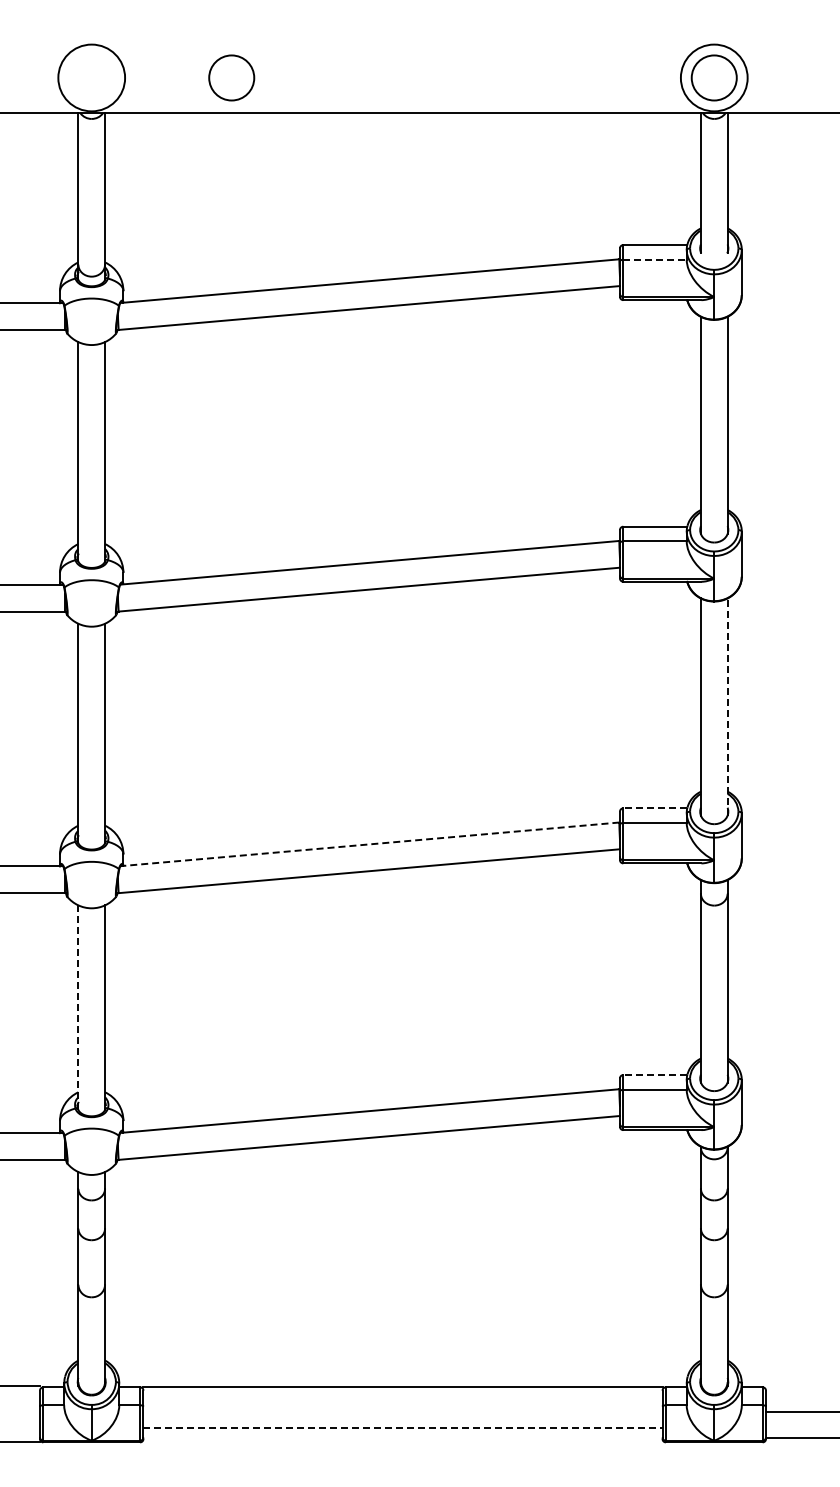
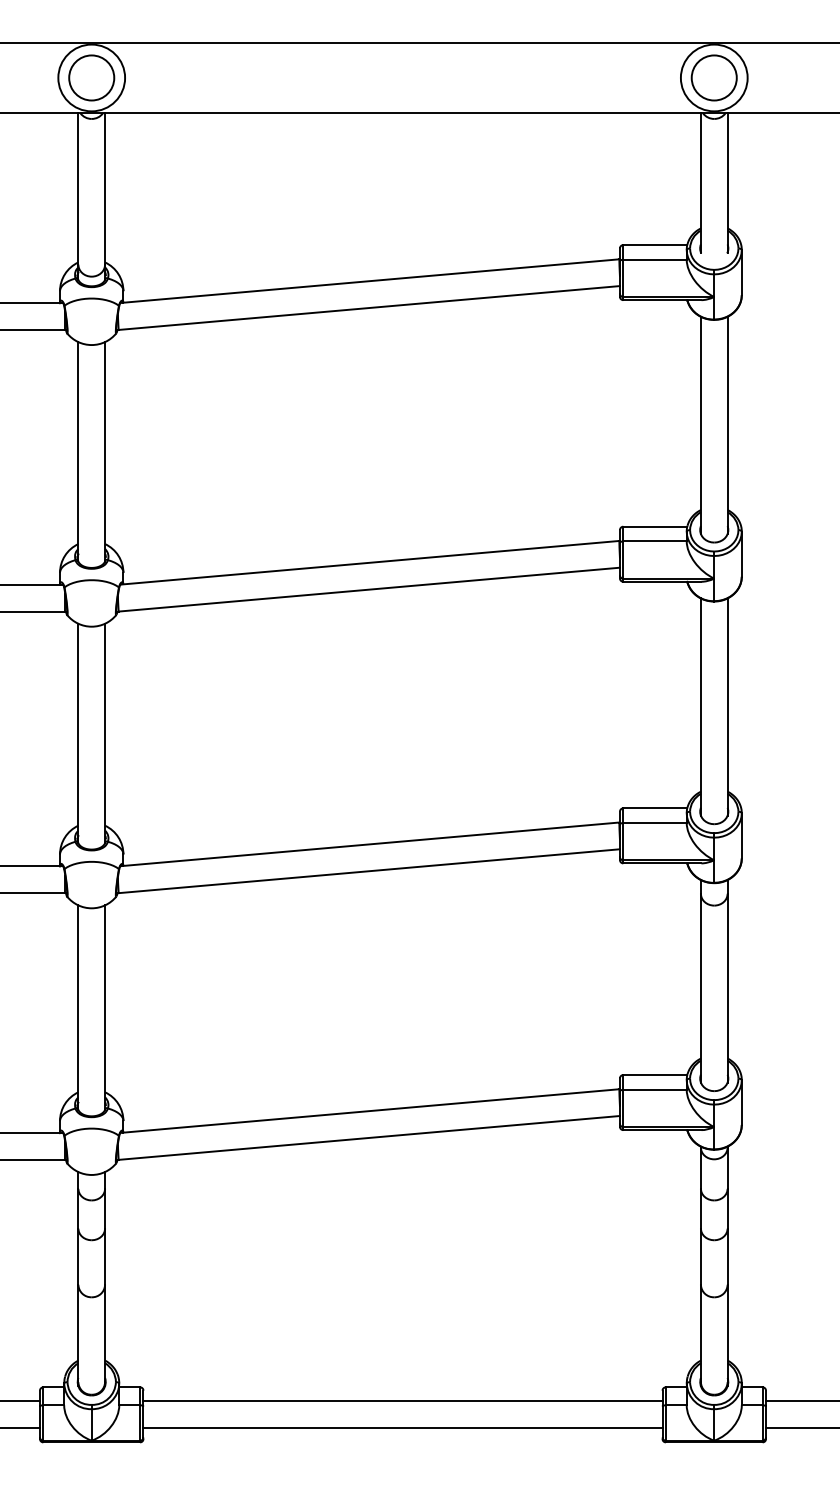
line: none -> present (419, 42)
circle position: (231, 77) -> (91, 77) (91, 77)
line: dashed -> solid (655, 259)
line: dashed -> solid (727, 707)
line: dashed -> solid (654, 808)
line: dashed -> solid (369, 844)
line: dashed -> solid (78, 1008)
line: dashed -> solid (654, 1075)
line position: (21, 1386) -> (21, 1401) (21, 1401)
line position: (402, 1387) -> (402, 1401) (402, 1401)
line position: (801, 1412) -> (801, 1401) (801, 1401)
line: dashed -> solid (403, 1428)
line position: (801, 1438) -> (801, 1428) (801, 1428)
line position: (21, 1442) -> (21, 1428) (21, 1428)
